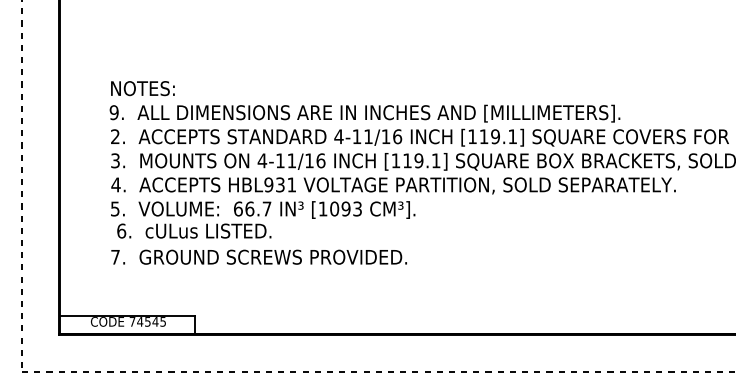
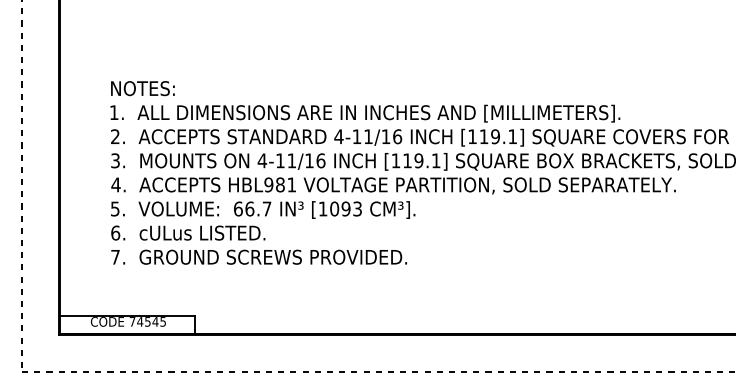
text: 9. -> 1. (113, 112)
text: HBL931 -> HBL981 (280, 184)
text position: (194, 230) -> (188, 232) (188, 232)
